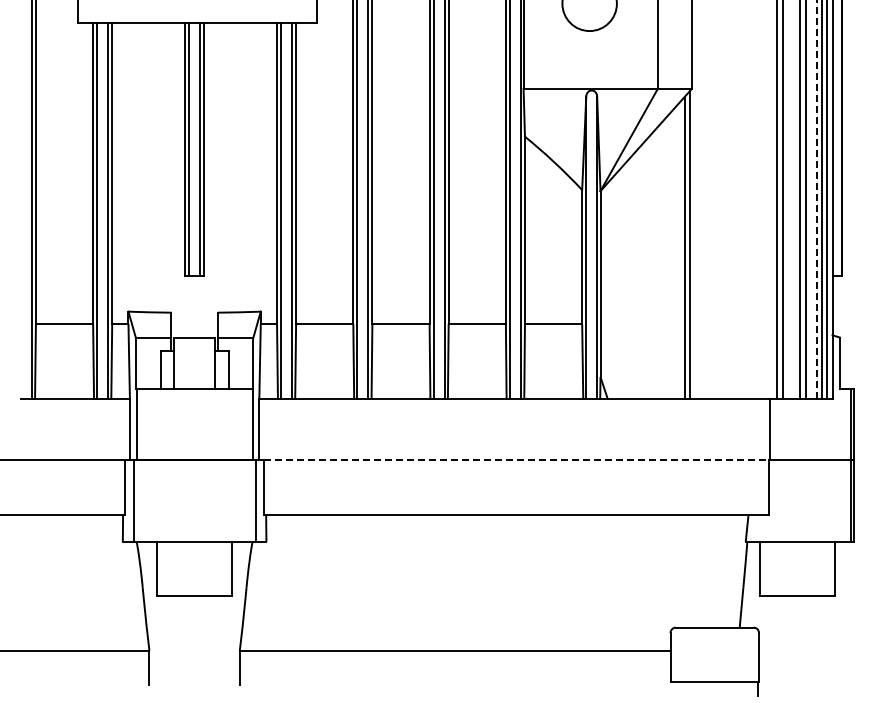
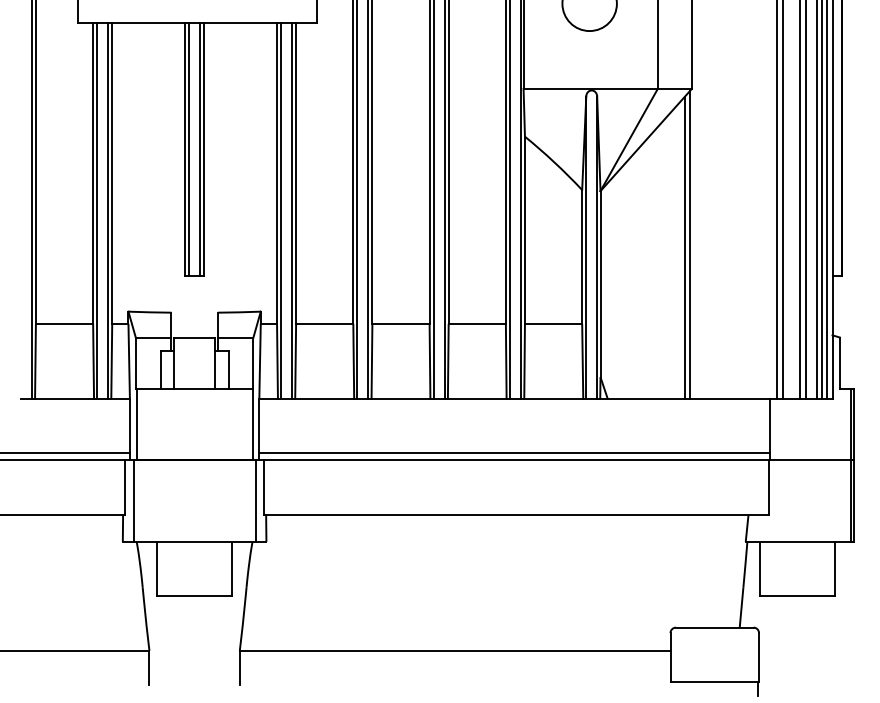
line: dashed -> solid (816, 199)
line: none -> present (65, 453)
line: none -> present (514, 453)
line: dashed -> solid (516, 460)
